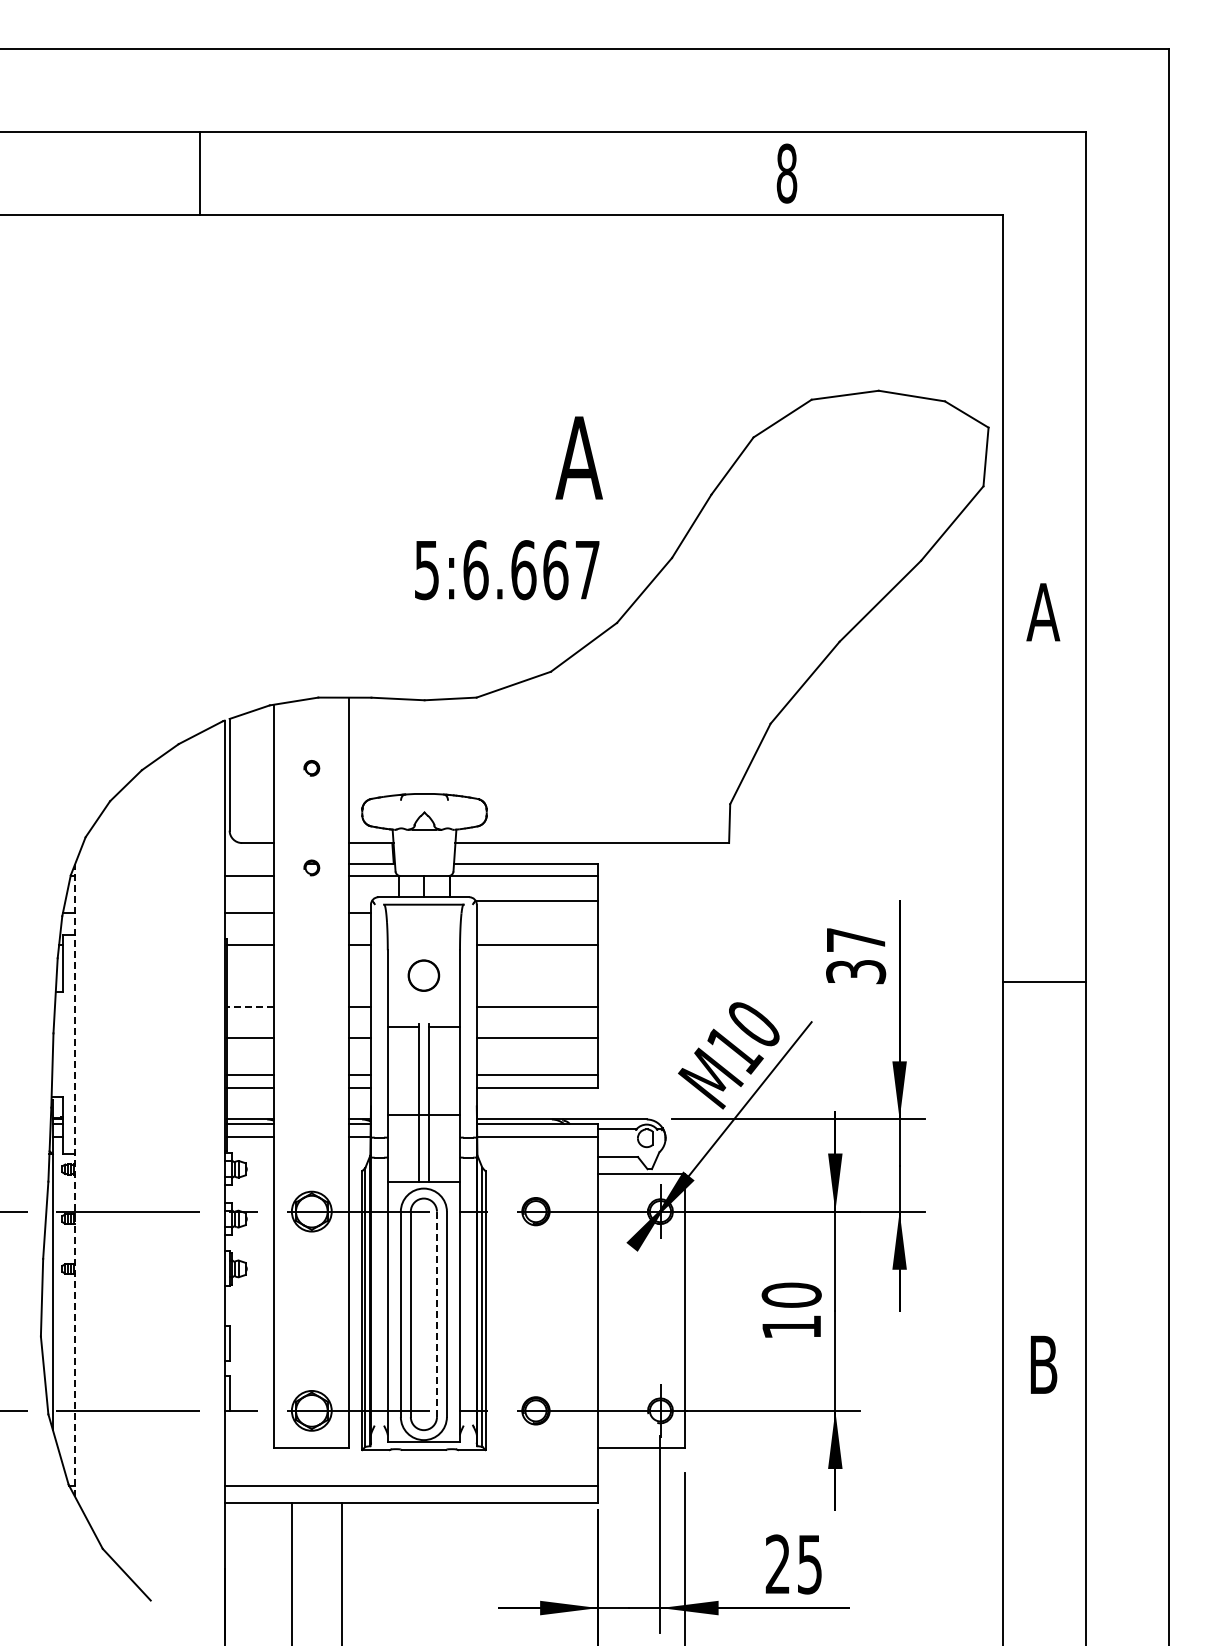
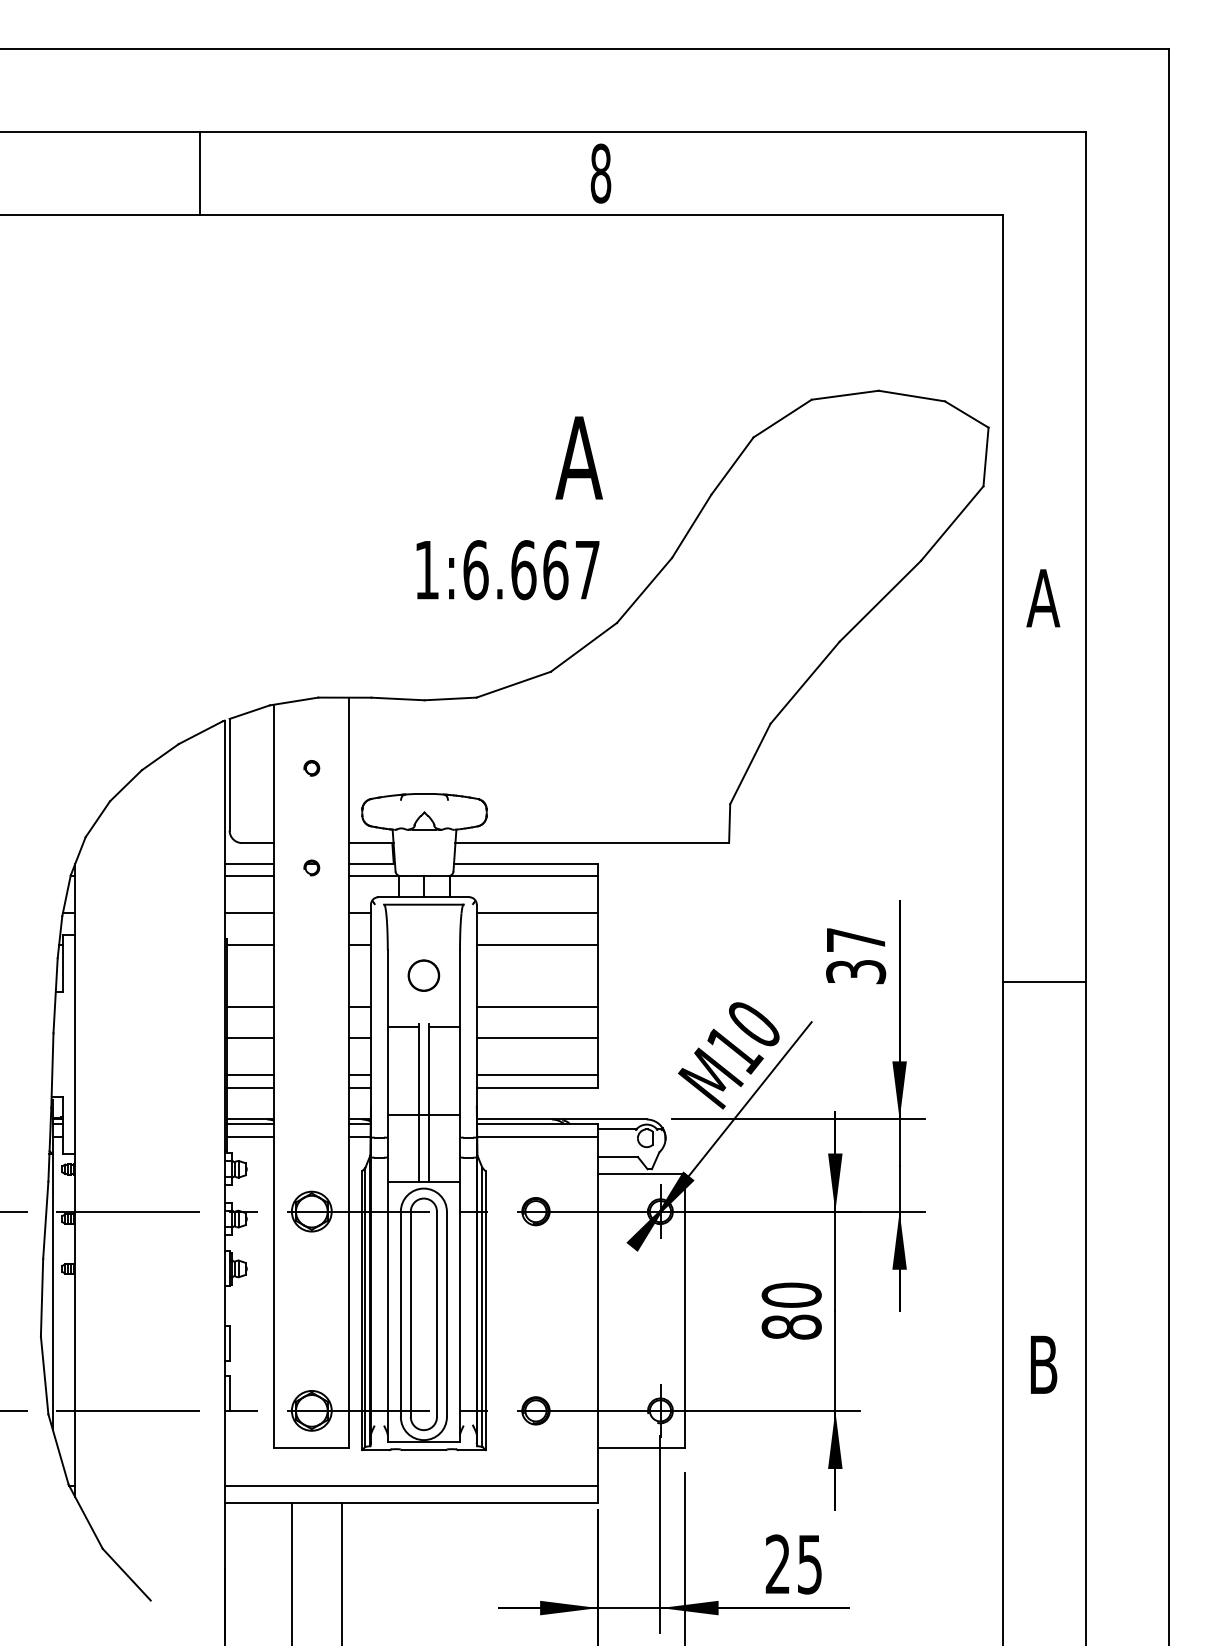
text position: (786, 173) -> (600, 173) (600, 173)
text: 5:6.667 -> 1:6.667 (426, 570)
text position: (1043, 612) -> (1043, 598) (1043, 598)
line: none -> present (249, 863)
line position: (537, 901) -> (537, 913) (537, 913)
line: dashed -> solid (250, 1006)
line: dashed -> solid (75, 1180)
line: dashed -> solid (436, 1314)
text: 10 -> 80 (791, 1326)
